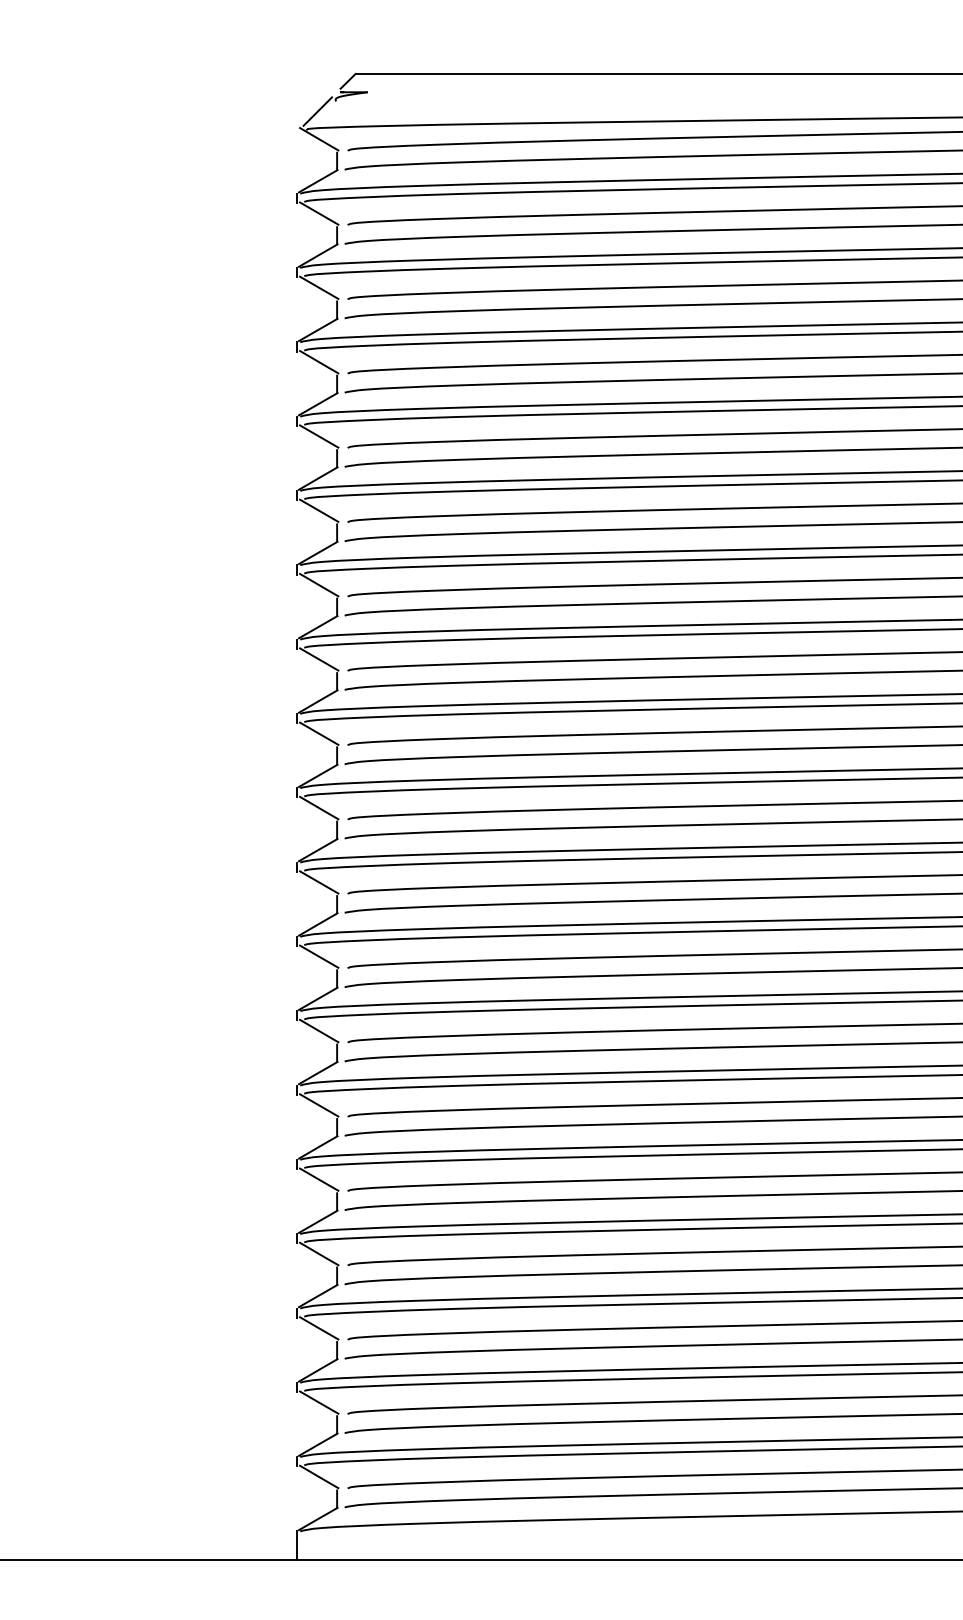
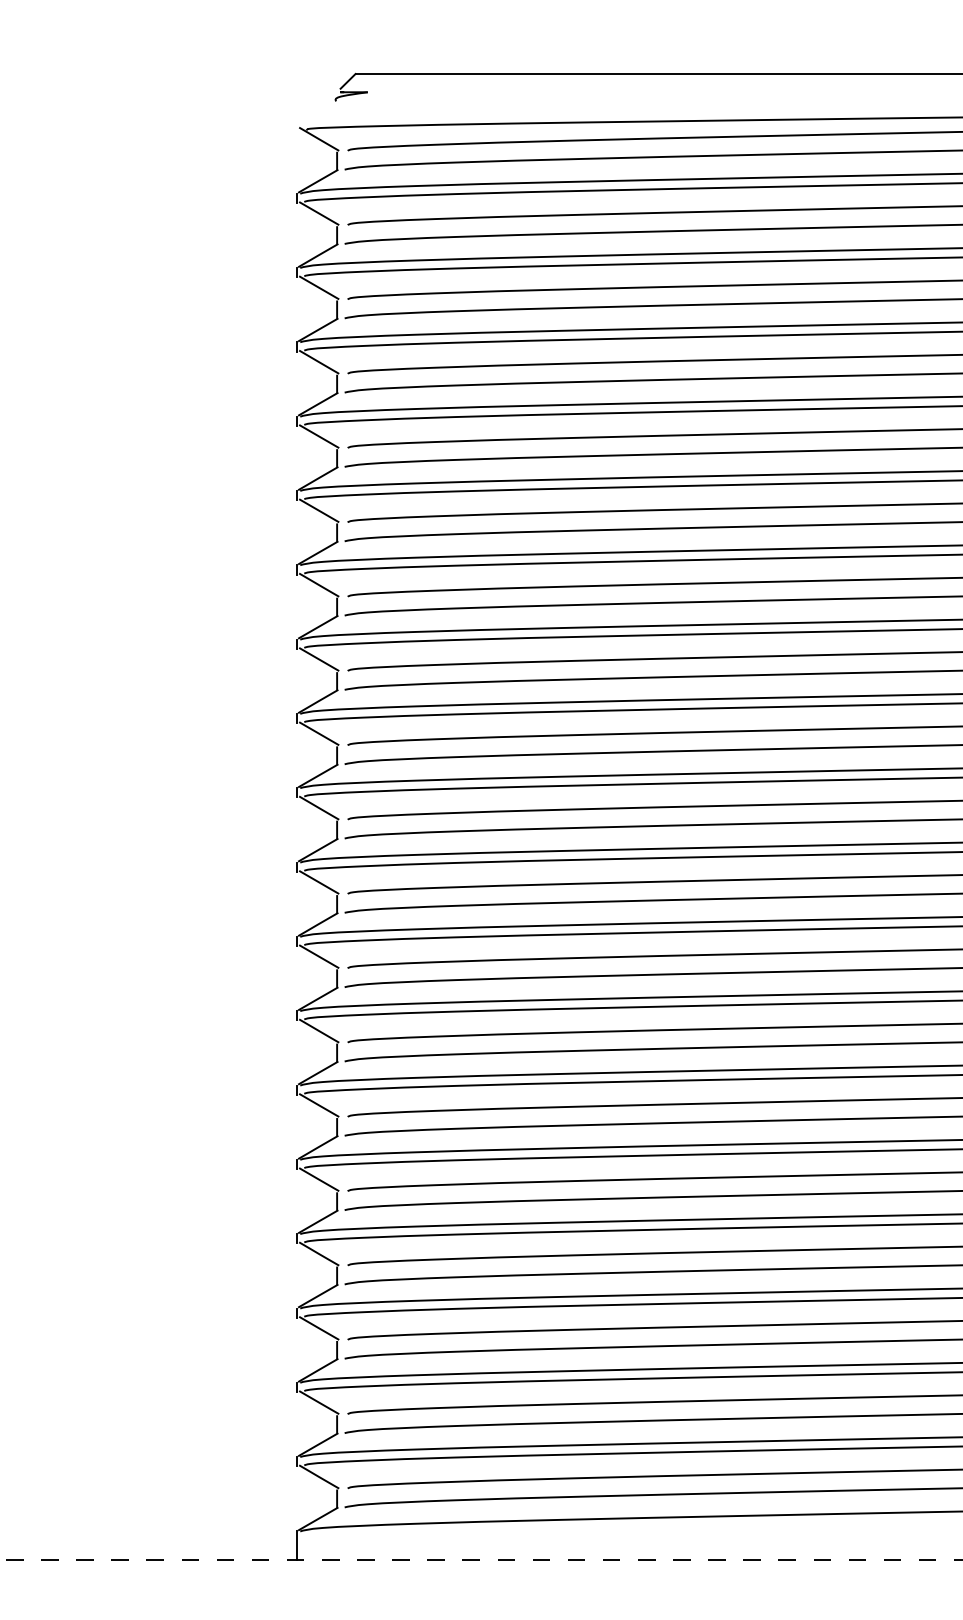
line: present -> none (317, 111)
line: solid -> dashed (482, 1560)
